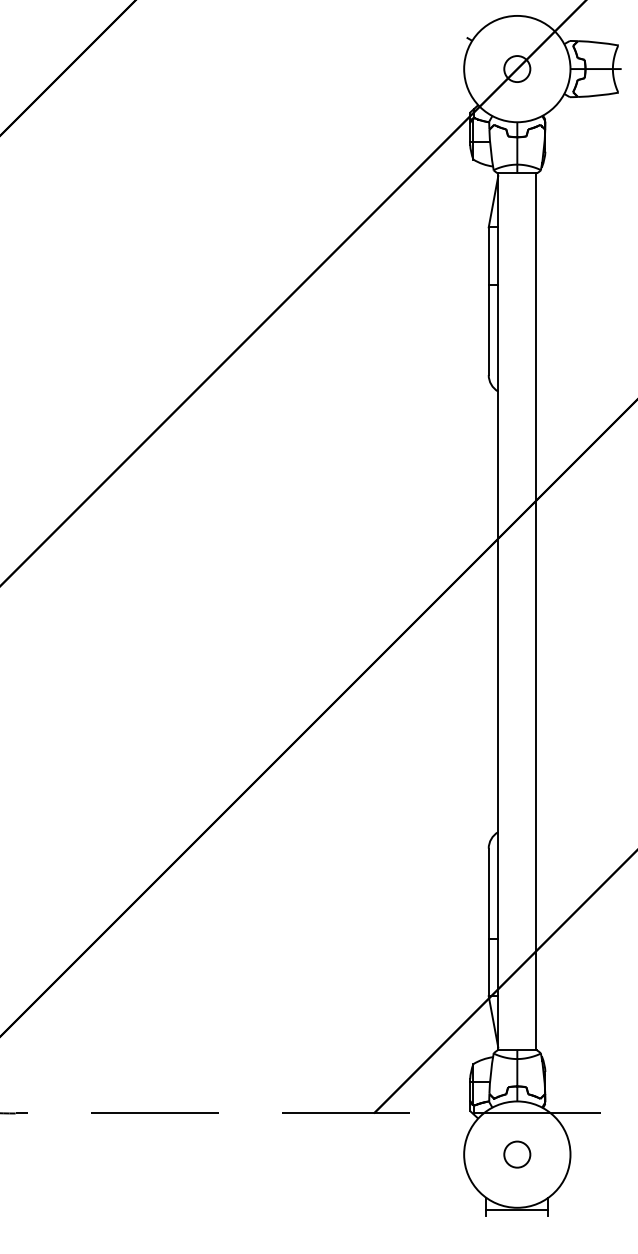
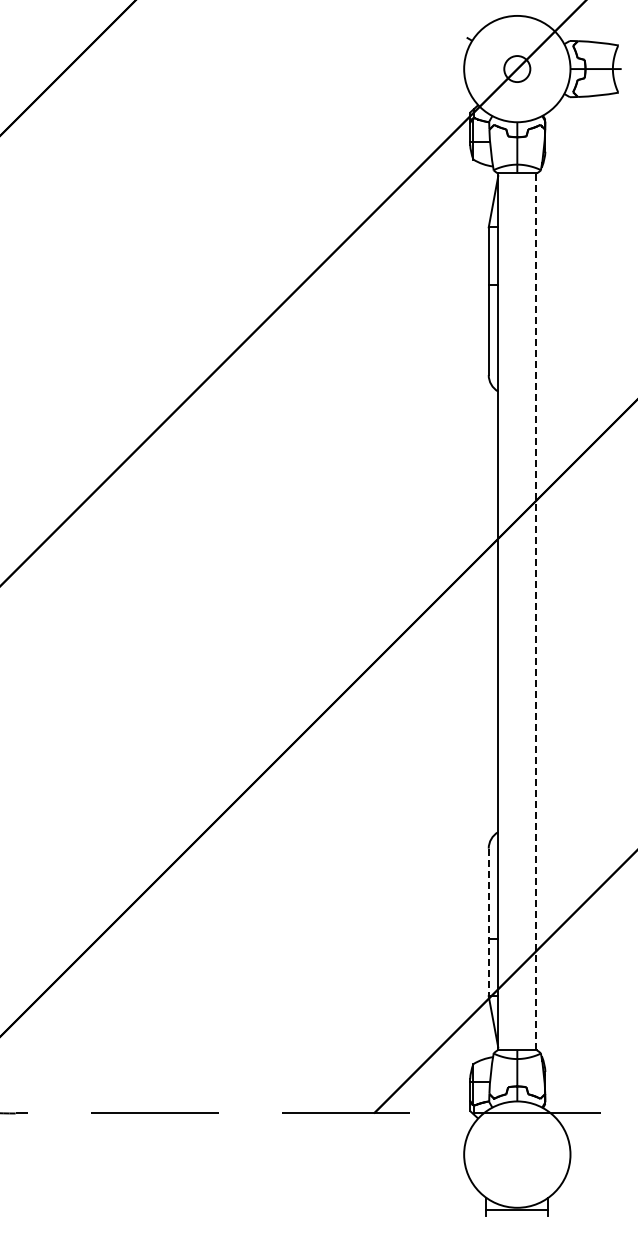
line: solid -> dashed (536, 611)
line: solid -> dashed (488, 922)
circle: present -> none (517, 1154)
